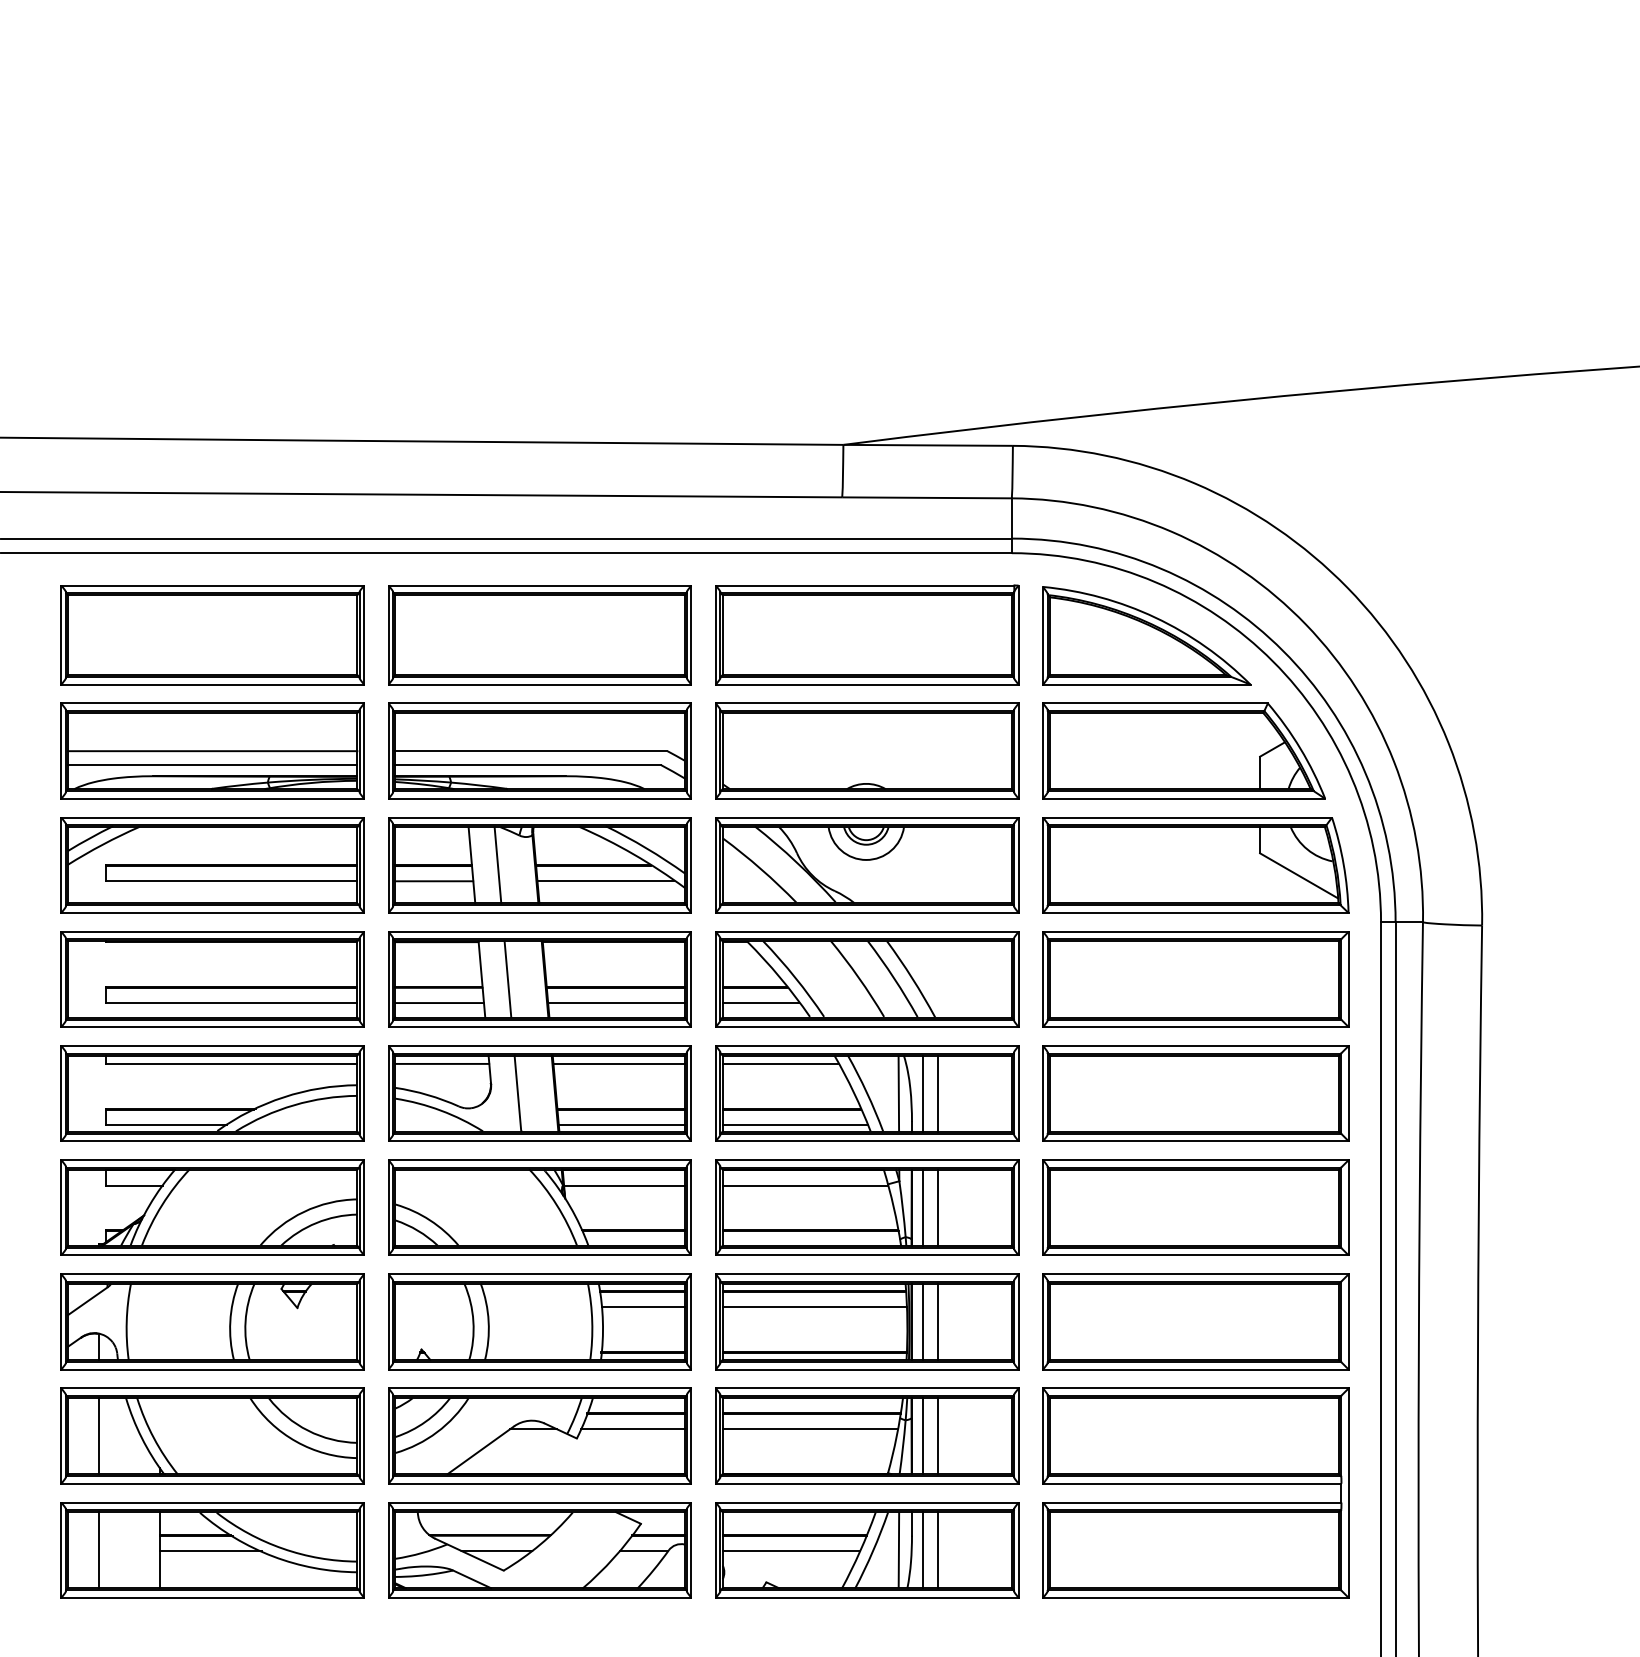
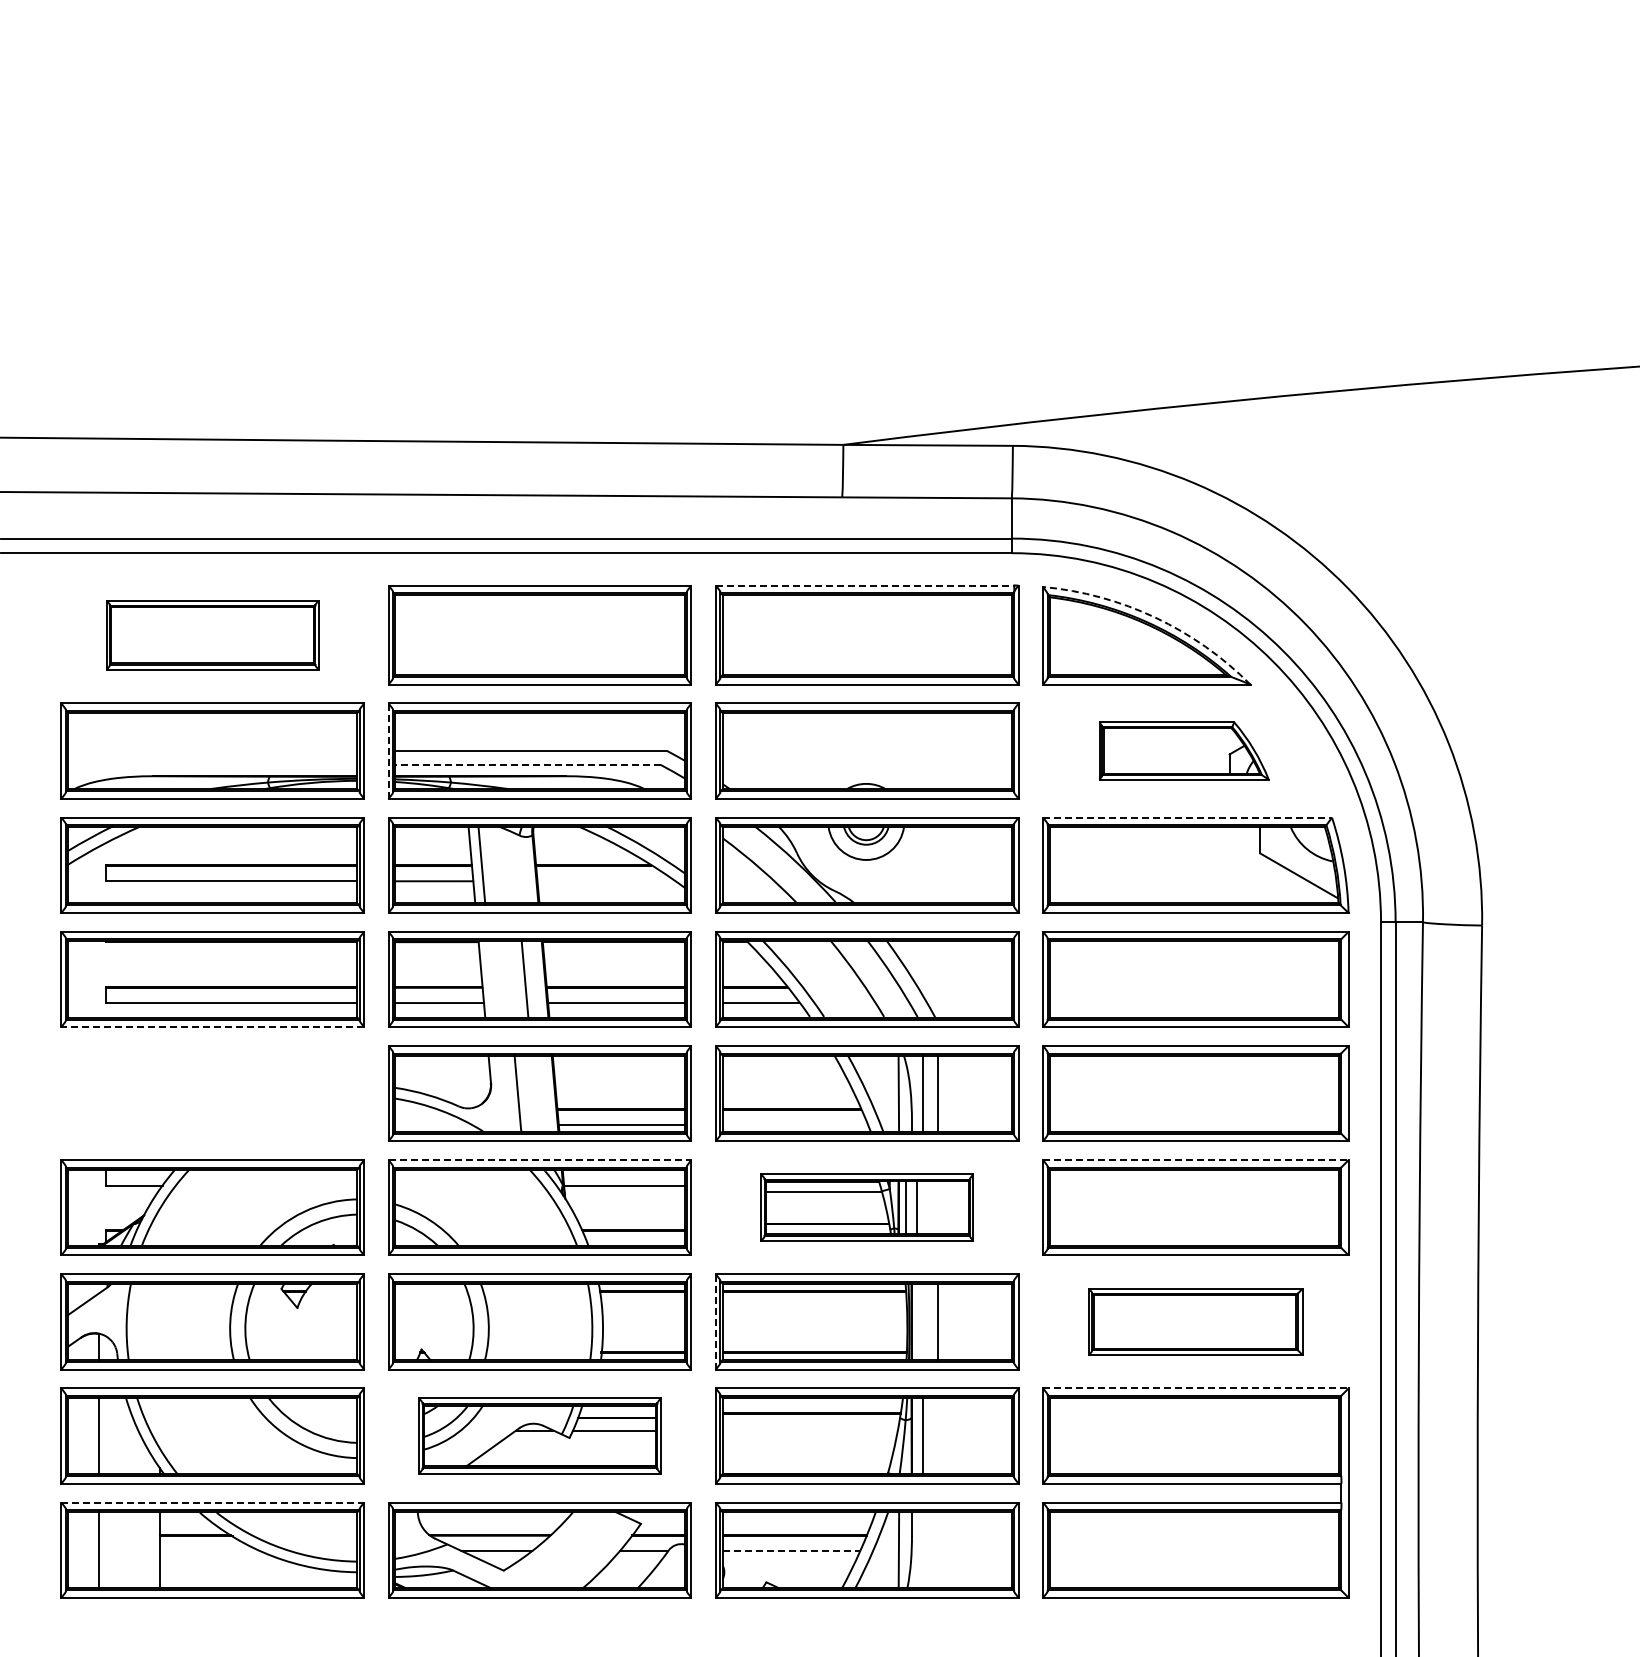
line: solid -> dashed (865, 585)
arc: solid -> dashed (1155, 617)
part size: 305x101 px -> 214x71 px (212, 635)
part size: 284x98 px -> 171x60 px (1184, 750)
line: present -> none (212, 751)
line: solid -> dashed (388, 751)
line: present -> none (212, 764)
line: solid -> dashed (528, 764)
line: solid -> dashed (1188, 817)
line position: (497, 865) -> (481, 866) (481, 866)
line: present -> none (605, 881)
line position: (507, 979) -> (524, 978) (524, 978)
line: solid -> dashed (212, 1027)
line: present -> none (442, 1063)
line: present -> none (618, 1063)
line: present -> none (780, 1063)
part: present -> none (212, 1093)
line: present -> none (794, 1124)
line: solid -> dashed (540, 1160)
line: solid -> dashed (1195, 1160)
part size: 305x97 px -> 214x69 px (866, 1207)
line: present -> none (642, 1307)
line: present -> none (814, 1307)
line: solid -> dashed (715, 1321)
line: present -> none (922, 1321)
part size: 308x98 px -> 216x68 px (1195, 1321)
line: solid -> dashed (1195, 1388)
line: present -> none (810, 1429)
part size: 304x98 px -> 244x78 px (539, 1435)
line: present -> none (937, 1436)
line: solid -> dashed (213, 1502)
line: present -> none (210, 1550)
line: solid -> dashed (791, 1550)
line: present -> none (922, 1550)
line: present -> none (937, 1550)
